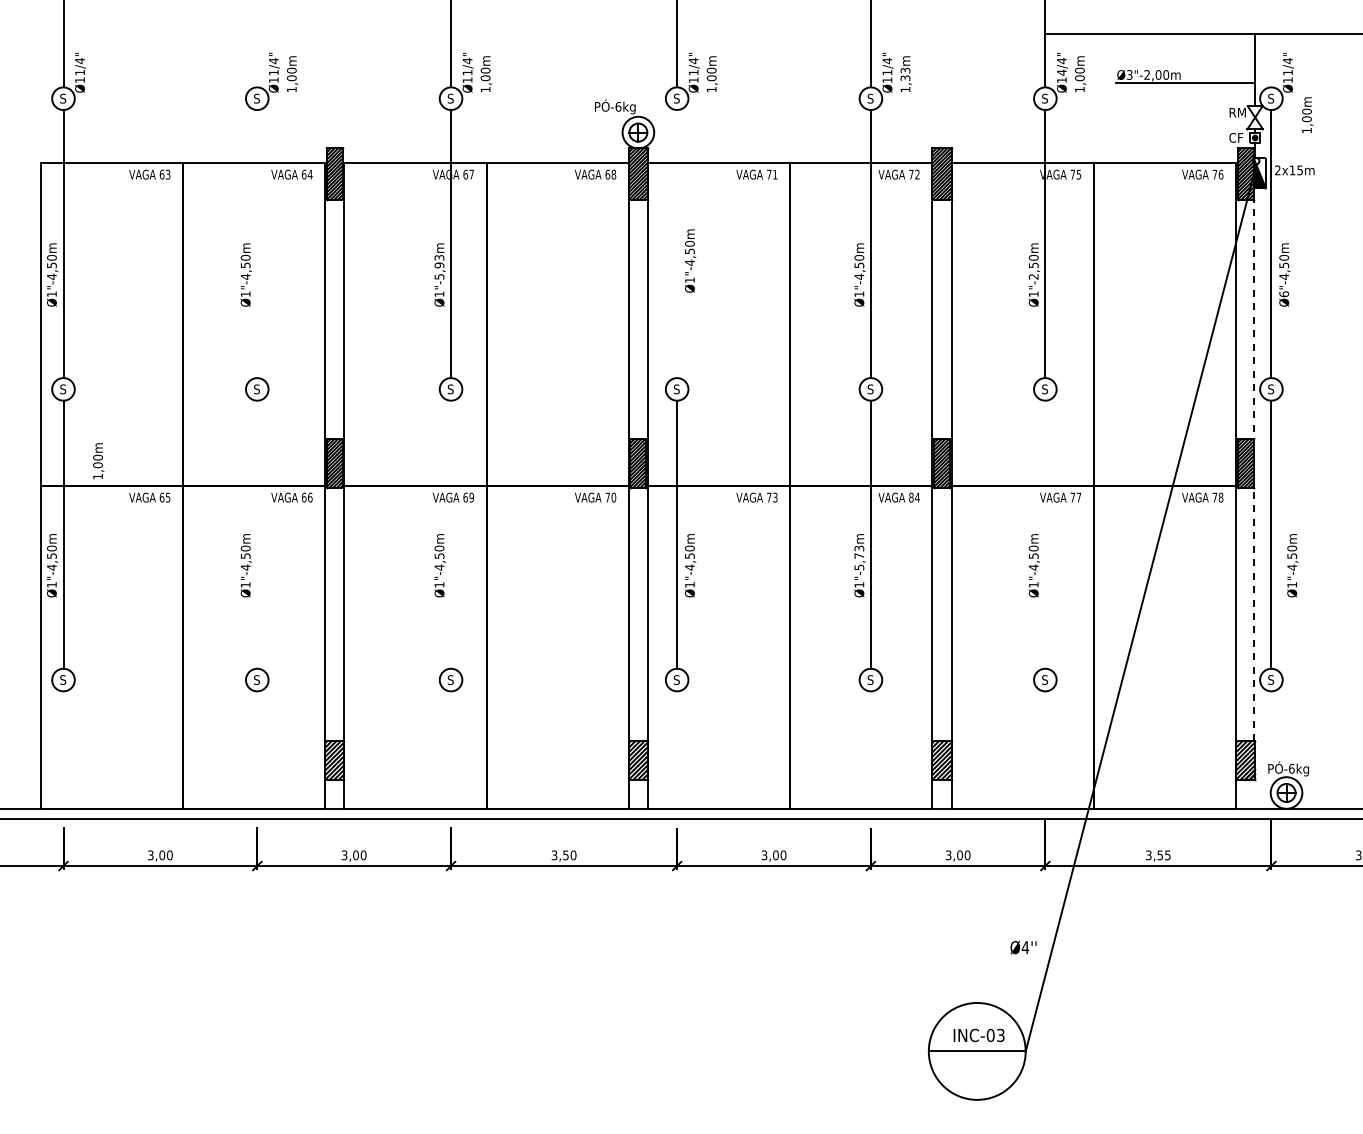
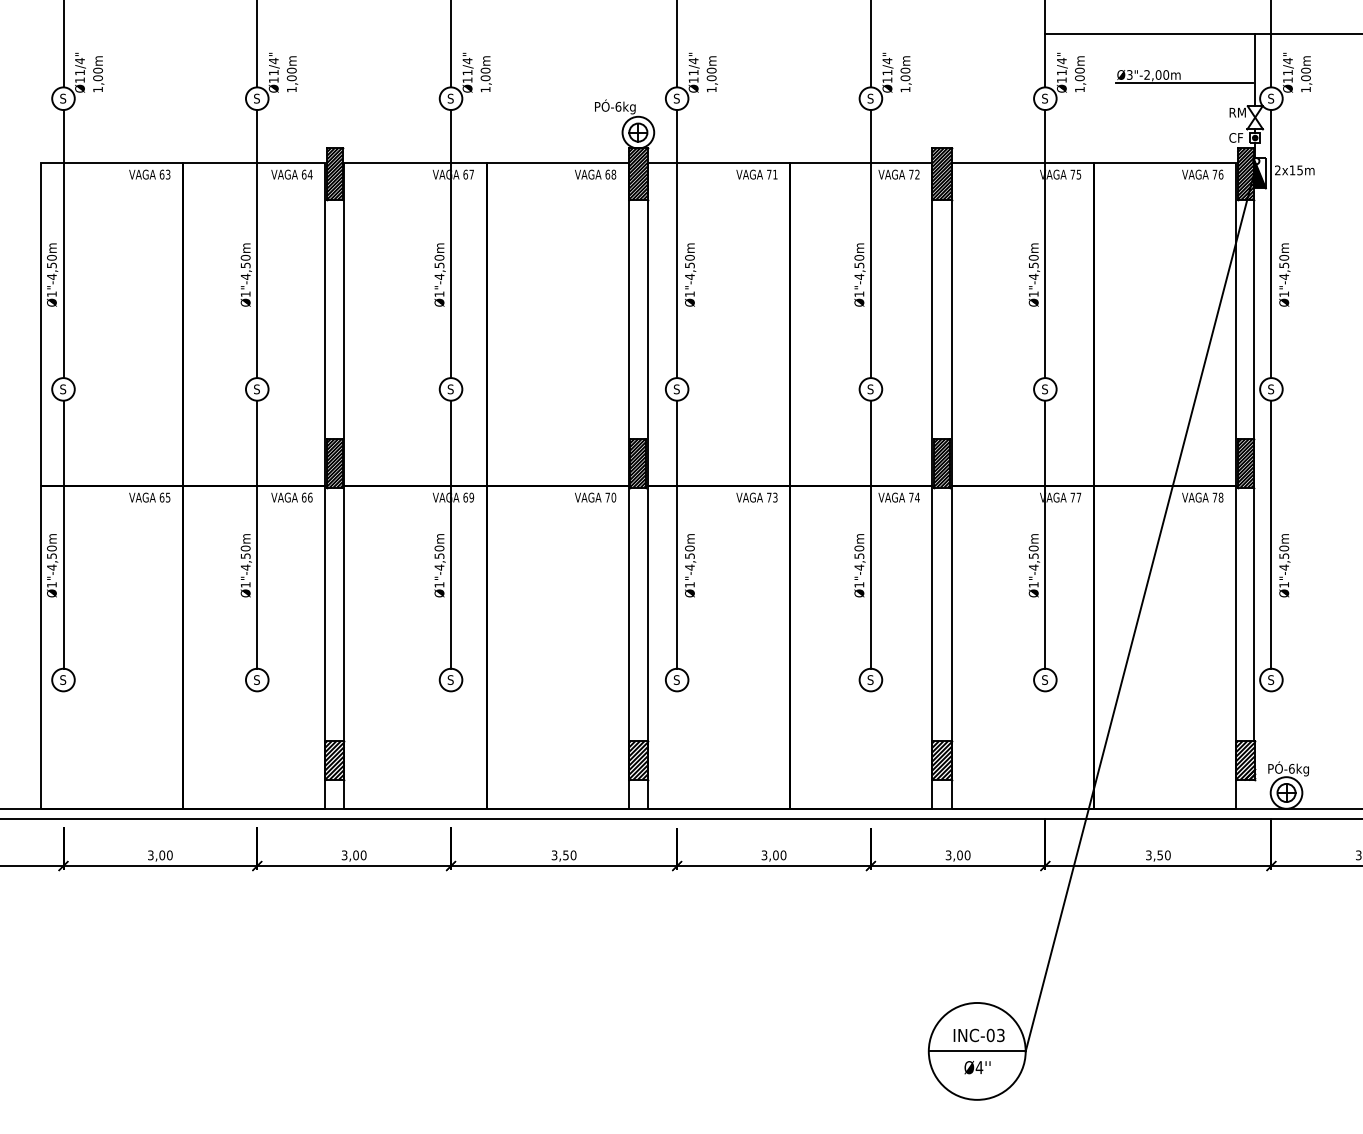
line: none -> present (257, 44)
line: none -> present (1271, 44)
text: Ø14/4" -> Ø11/4" (1061, 72)
text: 1,33m -> 1,00m (905, 74)
text position: (1307, 115) -> (1306, 74) (1306, 74)
line: none -> present (257, 244)
line: none -> present (677, 244)
text position: (690, 260) -> (690, 274) (690, 274)
text: Ø1"-5,93m -> Ø1"-4,50m (439, 266)
text: Ø1"-2,50m -> Ø1"-4,50m (1033, 276)
text: Ø6"-4,50m -> Ø1"-4,50m (1284, 294)
text position: (98, 461) -> (98, 74) (98, 74)
line: dashed -> solid (1253, 466)
text: 84 -> 74 (911, 497)
line: none -> present (257, 534)
line: none -> present (451, 534)
line: none -> present (1045, 534)
text: Ø1"-5,73m -> Ø1"-4,50m (859, 557)
text position: (1292, 565) -> (1284, 565) (1284, 565)
text: 3,55 -> 3,50 (1167, 855)
text position: (1023, 947) -> (977, 1067) (977, 1067)
